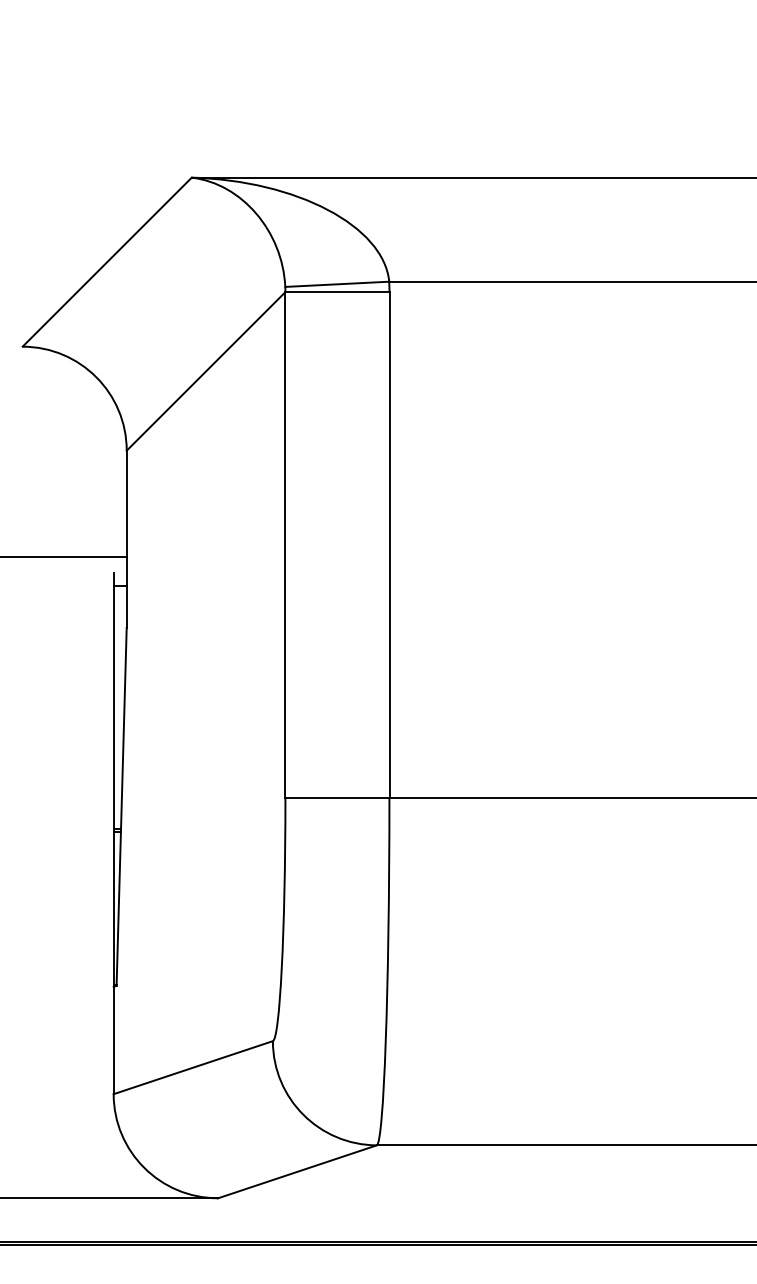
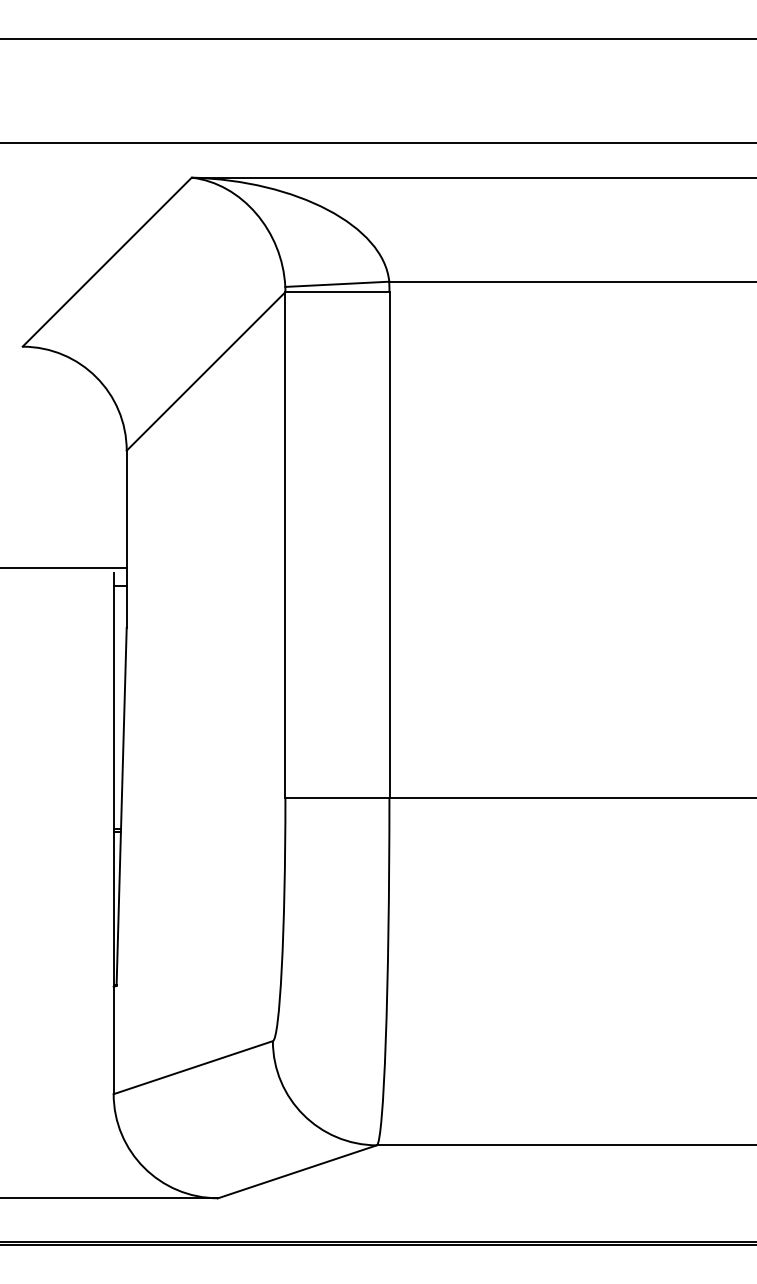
line: none -> present (377, 38)
line: none -> present (377, 142)
line position: (64, 557) -> (64, 568) (64, 568)
